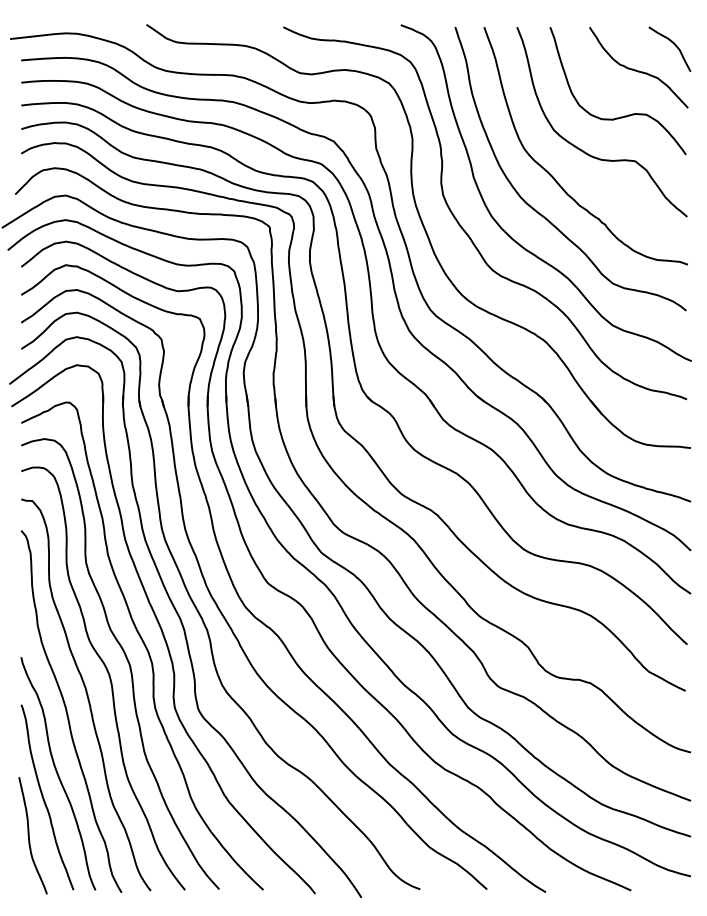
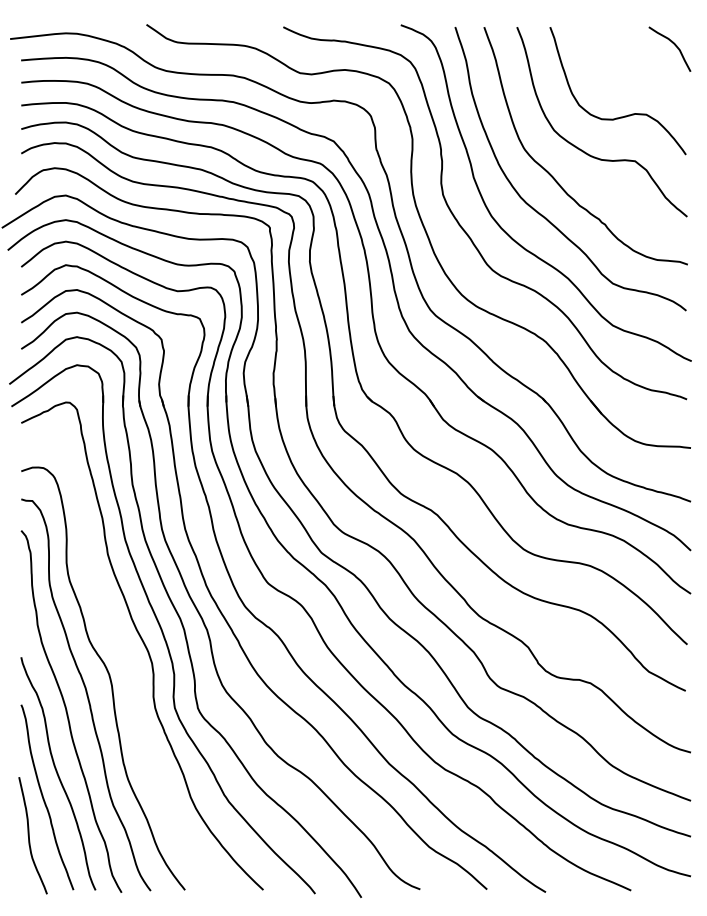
curve: present -> none (636, 69)
curve: present -> none (126, 660)
